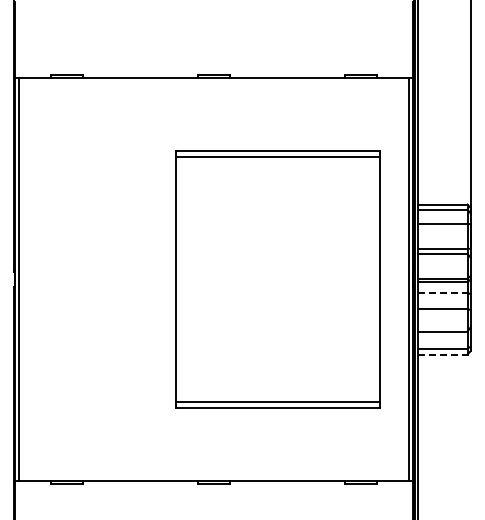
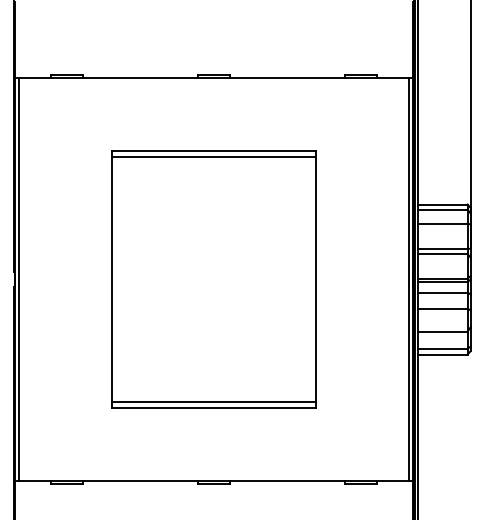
part position: (277, 279) -> (213, 279) (213, 279)
line: dashed -> solid (442, 292)
line: dashed -> solid (442, 354)
